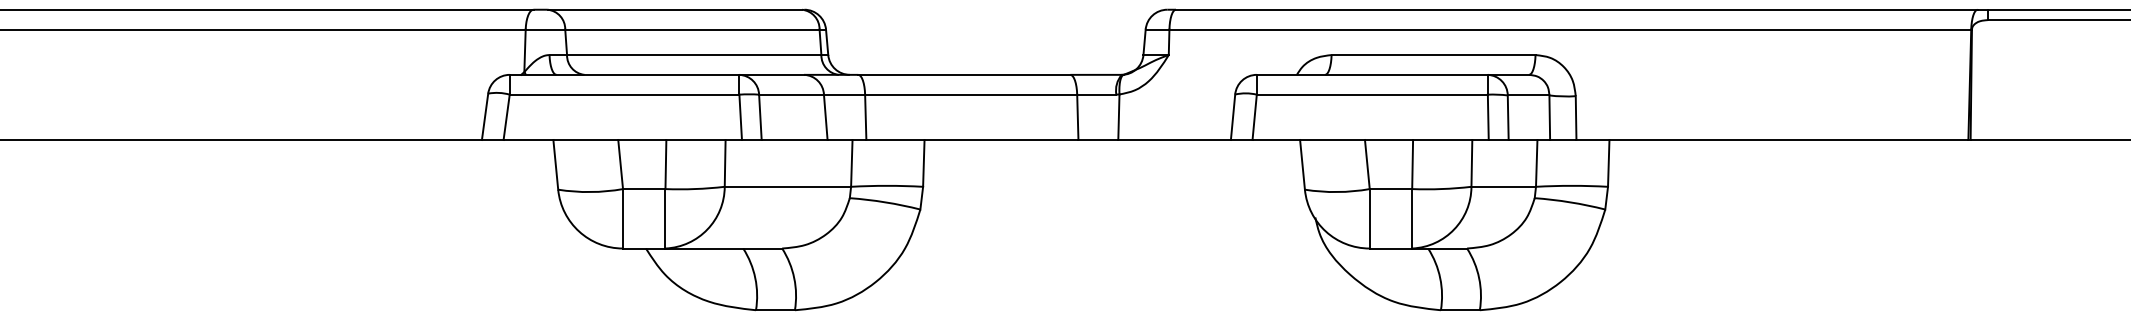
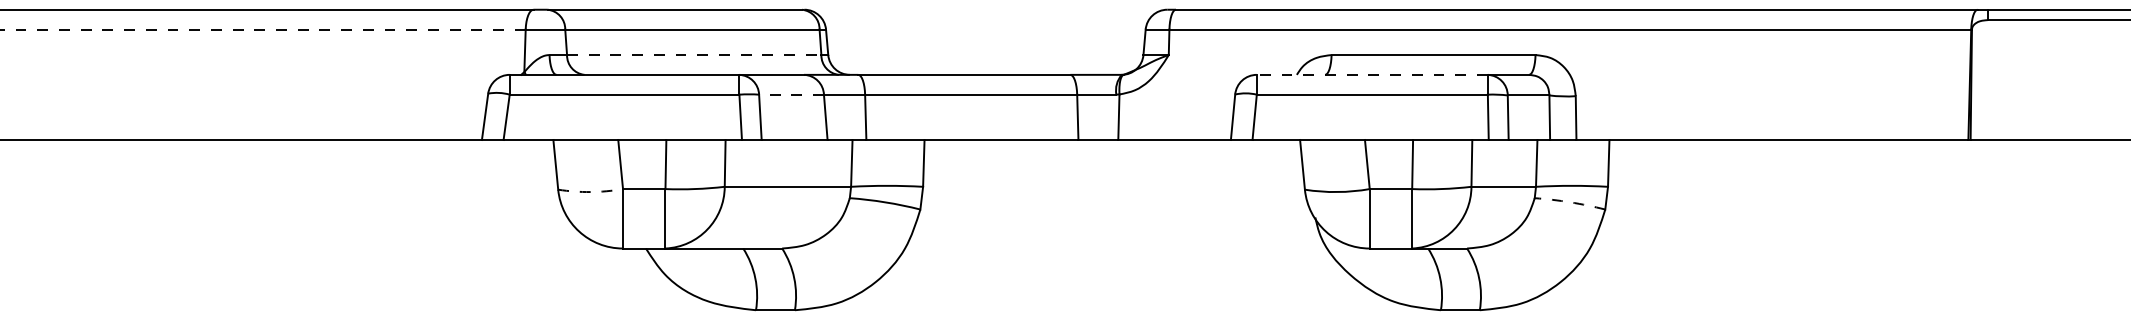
line: solid -> dashed (262, 29)
line: solid -> dashed (694, 55)
line: solid -> dashed (1372, 74)
line: solid -> dashed (791, 94)
arc: solid -> dashed (590, 192)
arc: solid -> dashed (1570, 202)
